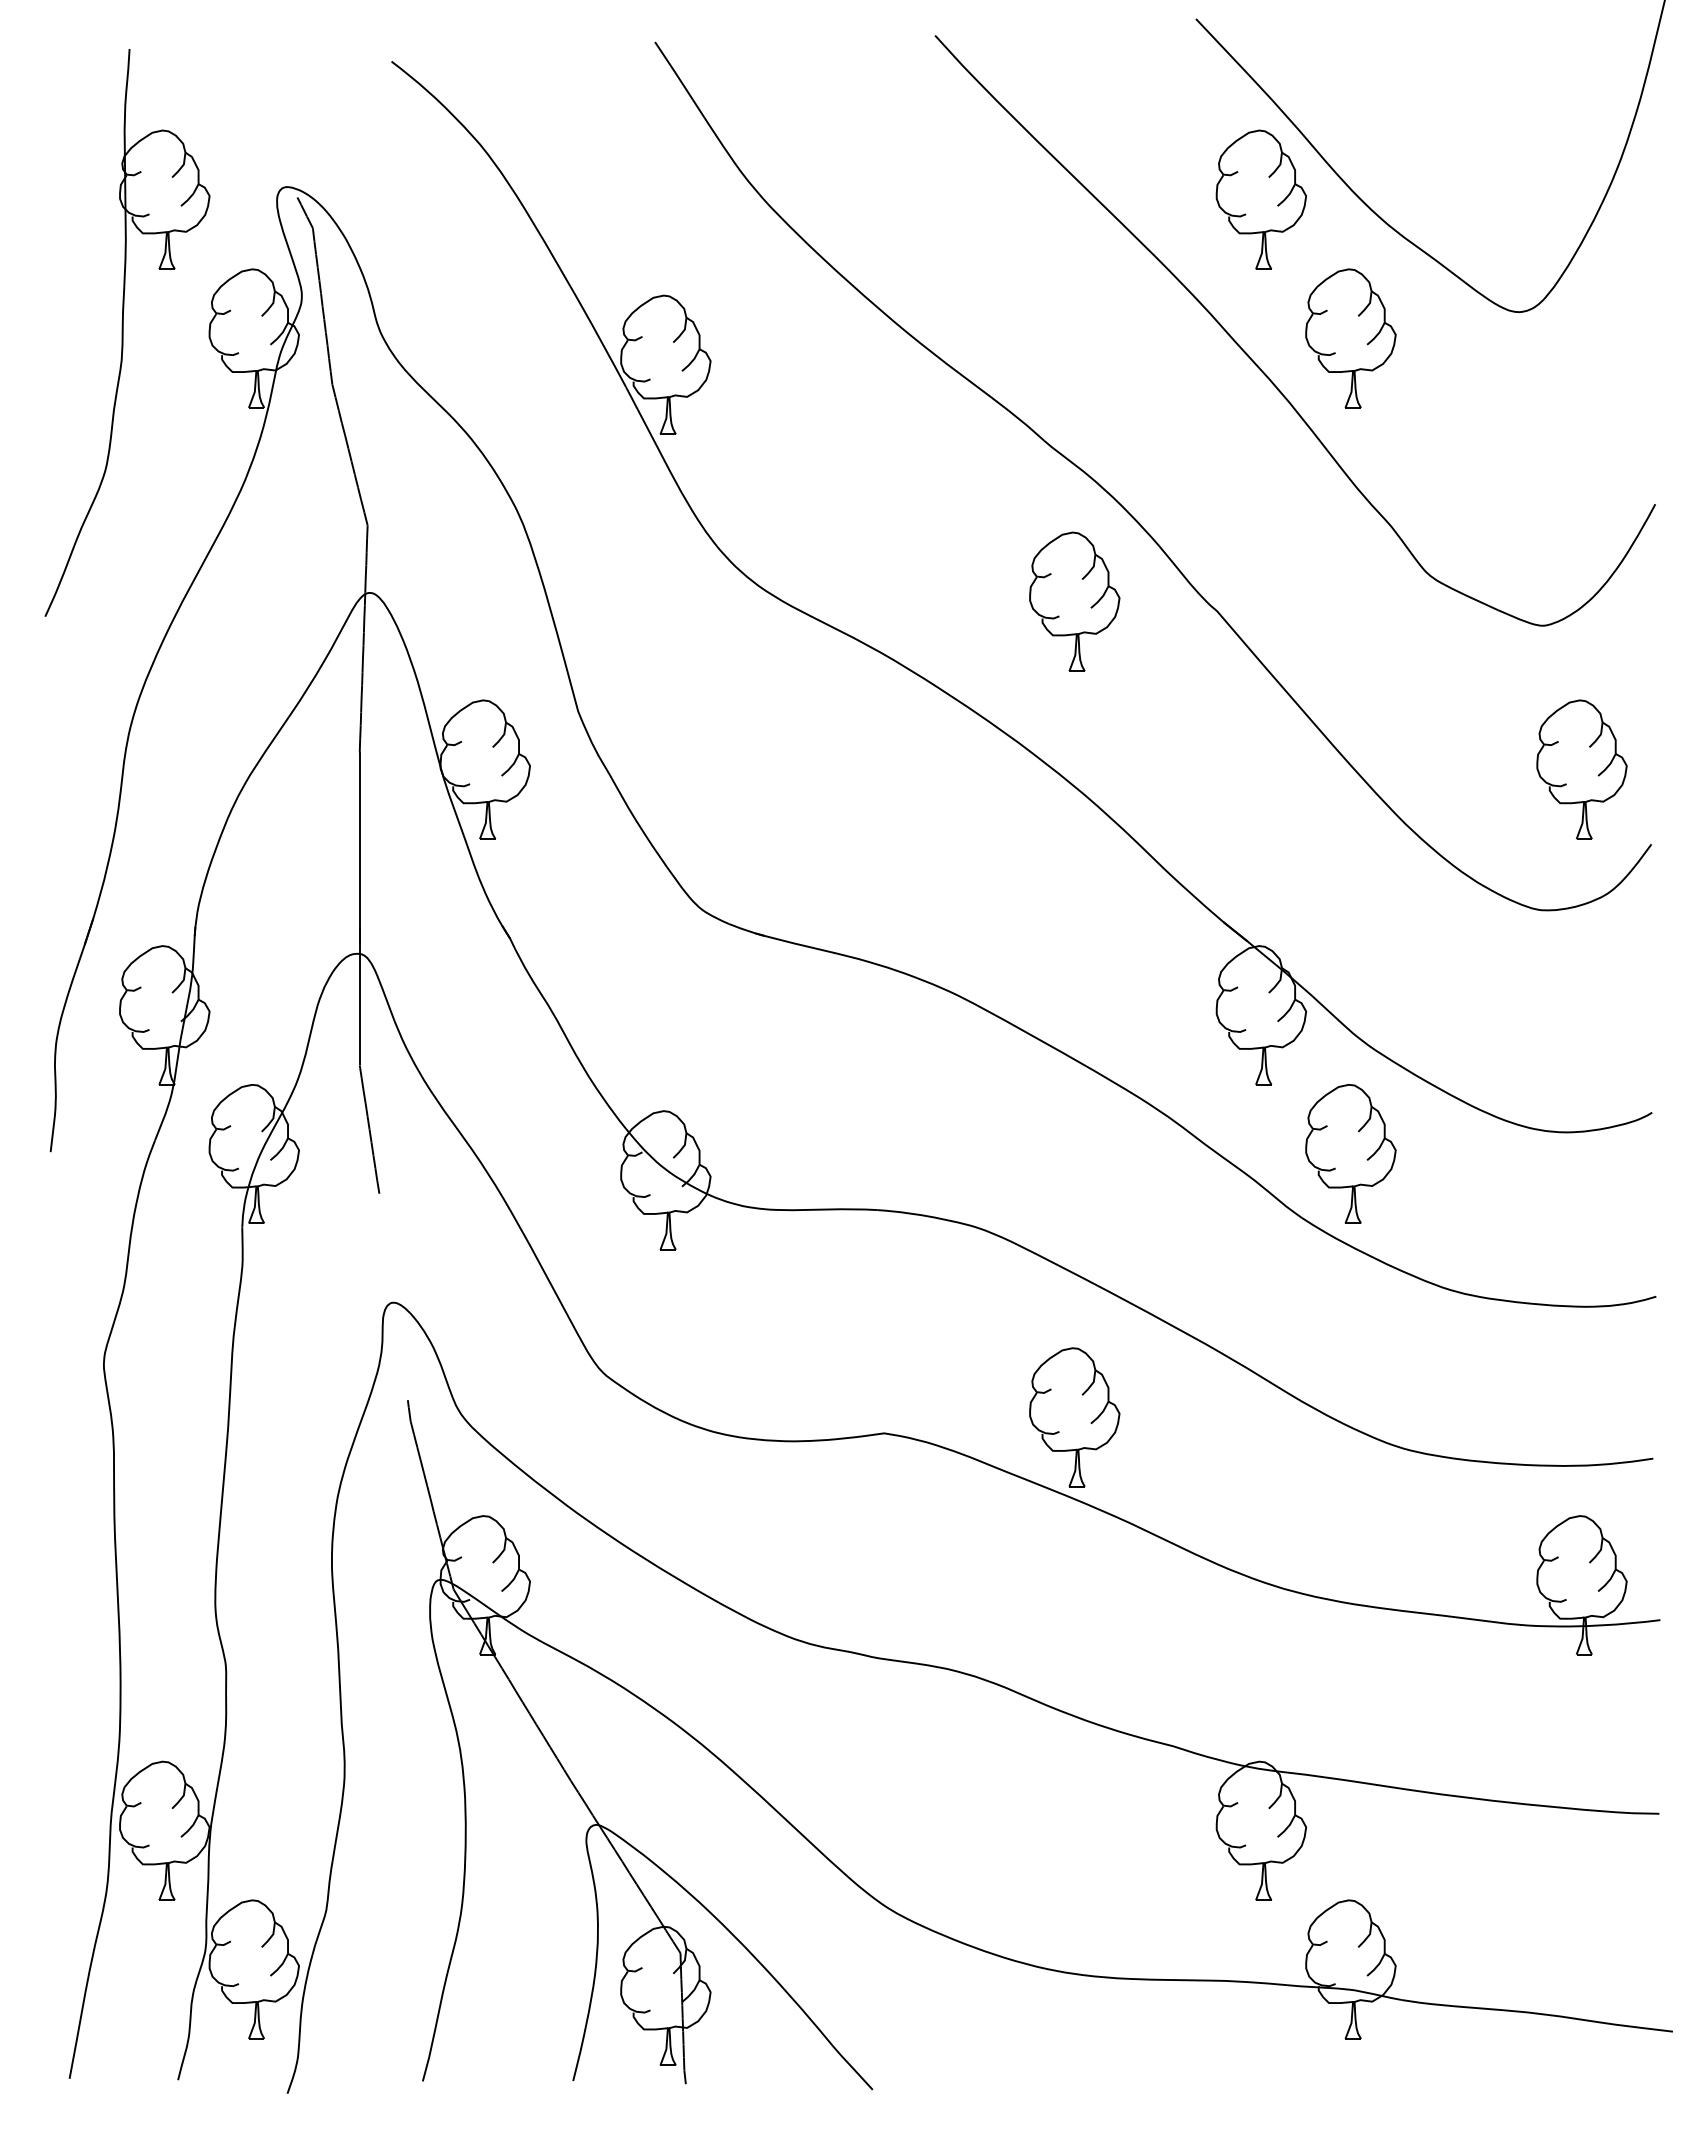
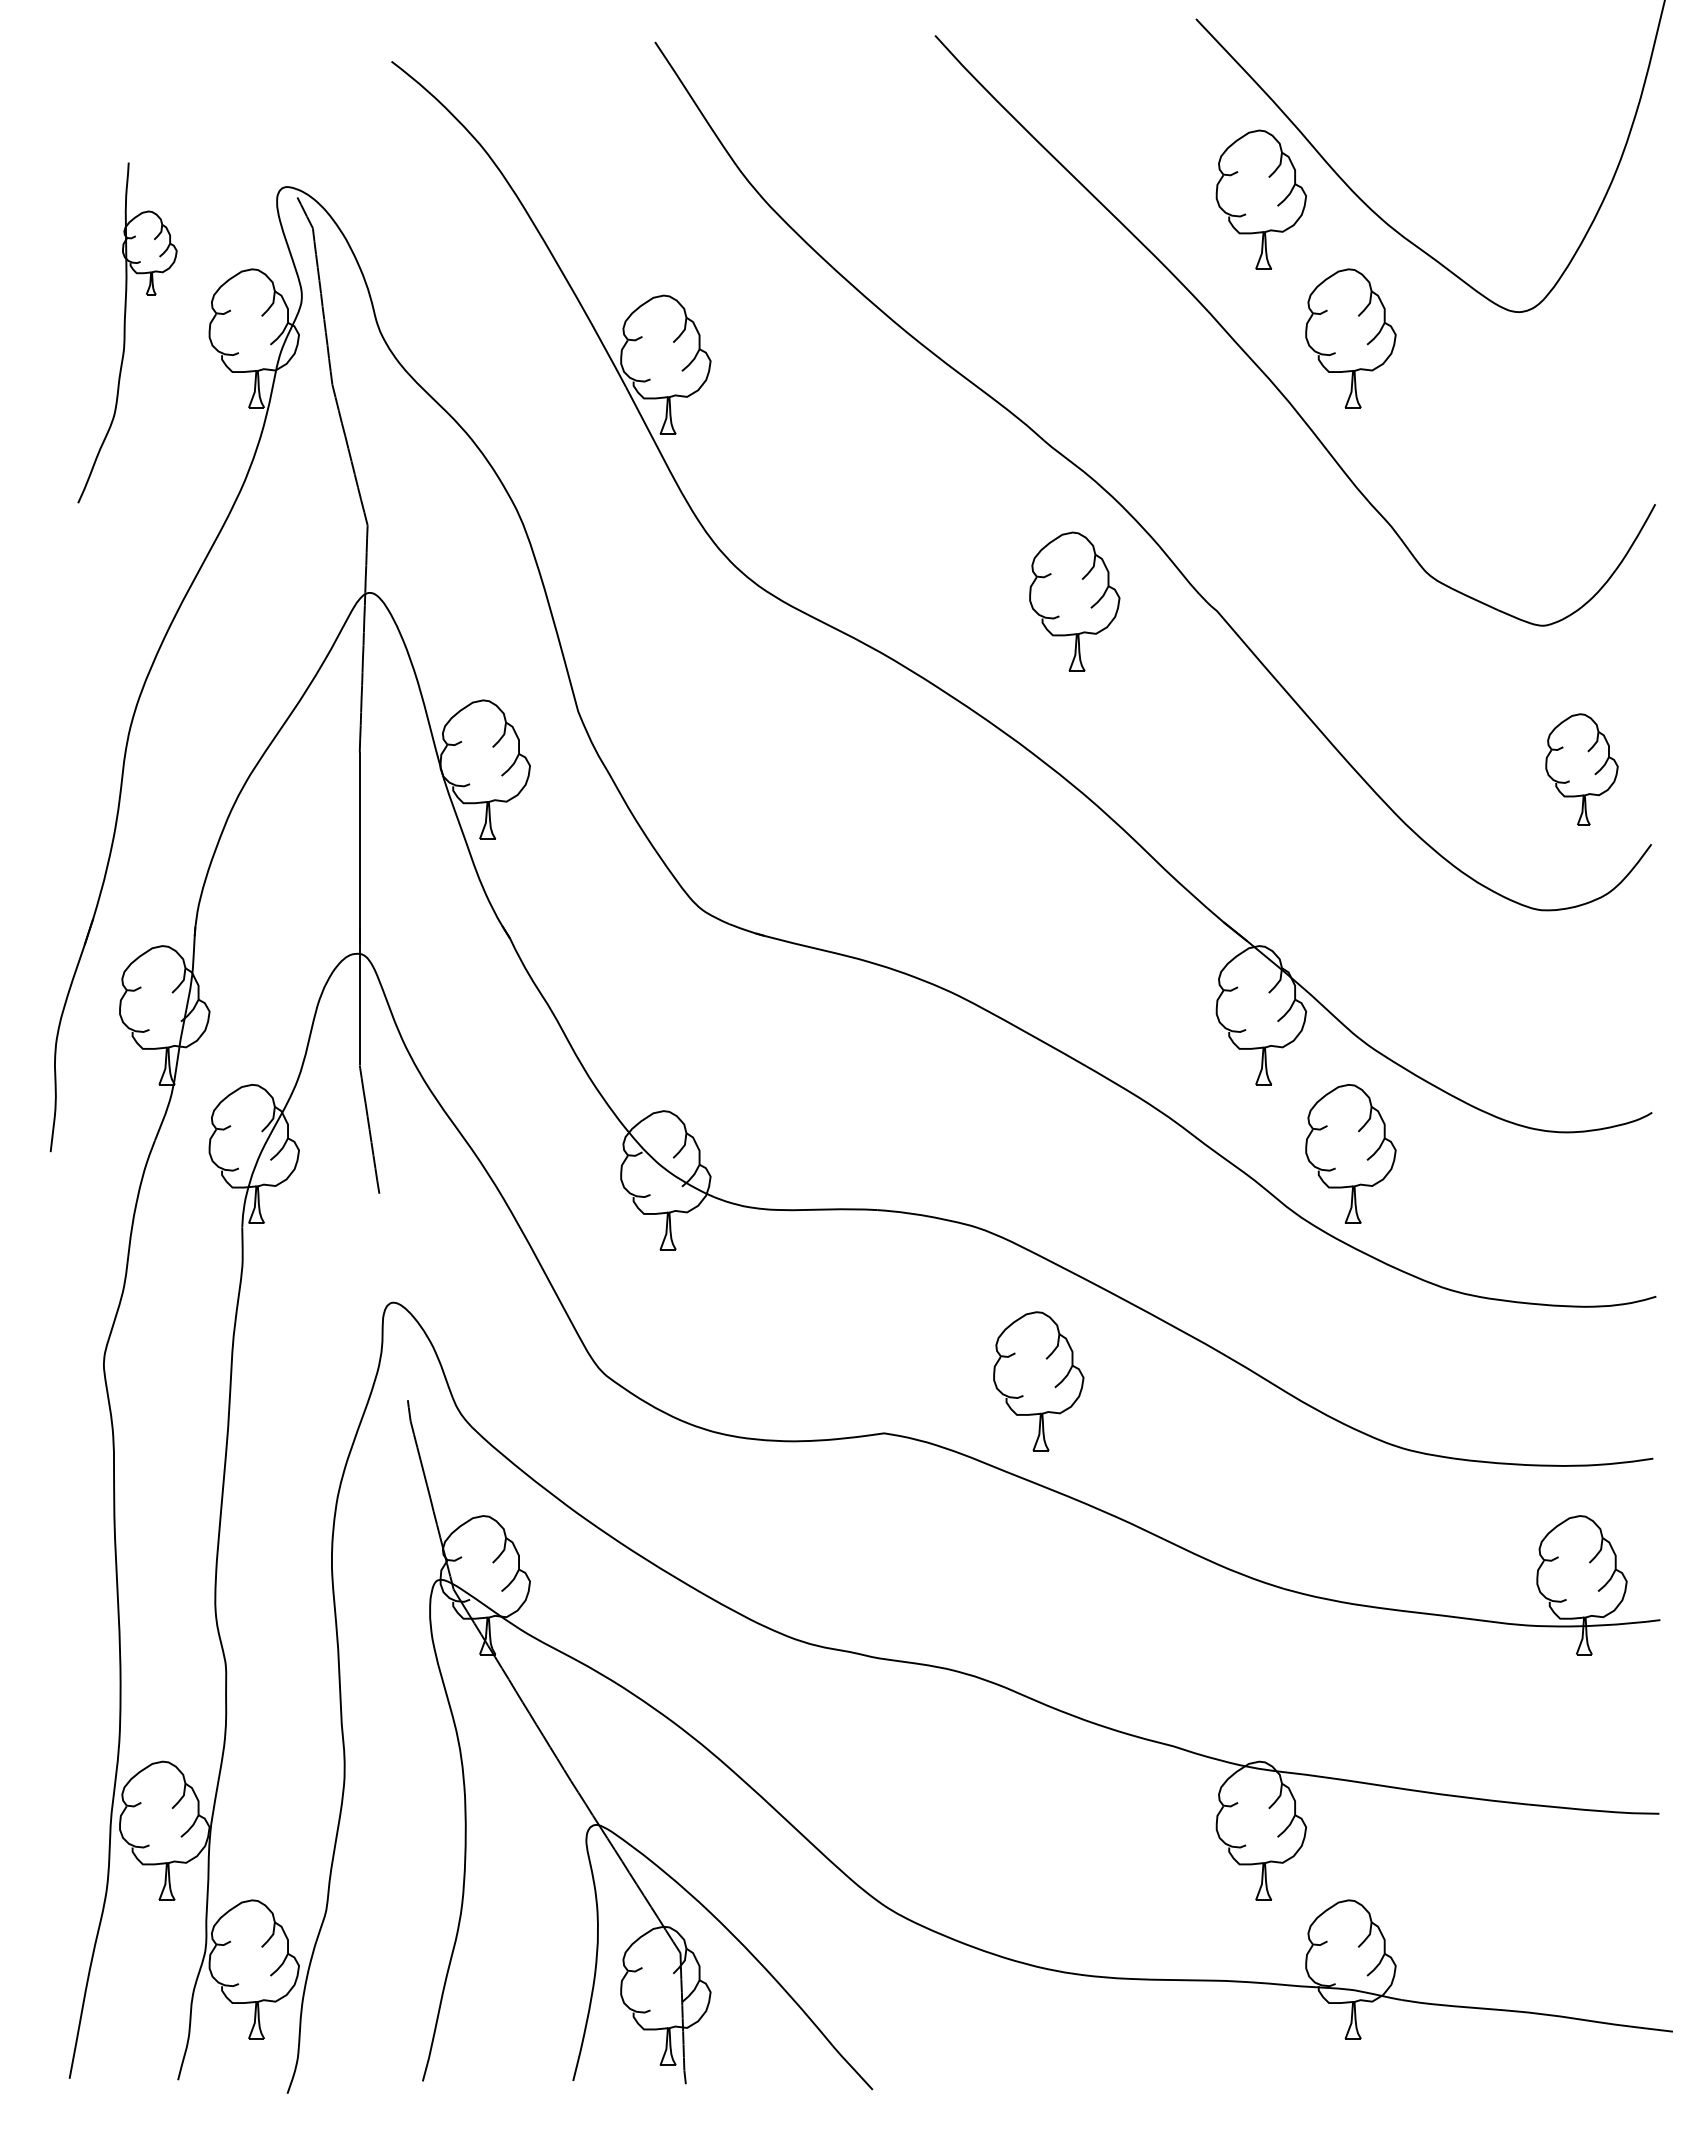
part size: 167x568 px -> 101x342 px (127, 332)
part size: 92x141 px -> 74x113 px (1581, 769)
part position: (1074, 1417) -> (1038, 1381) (1038, 1381)
